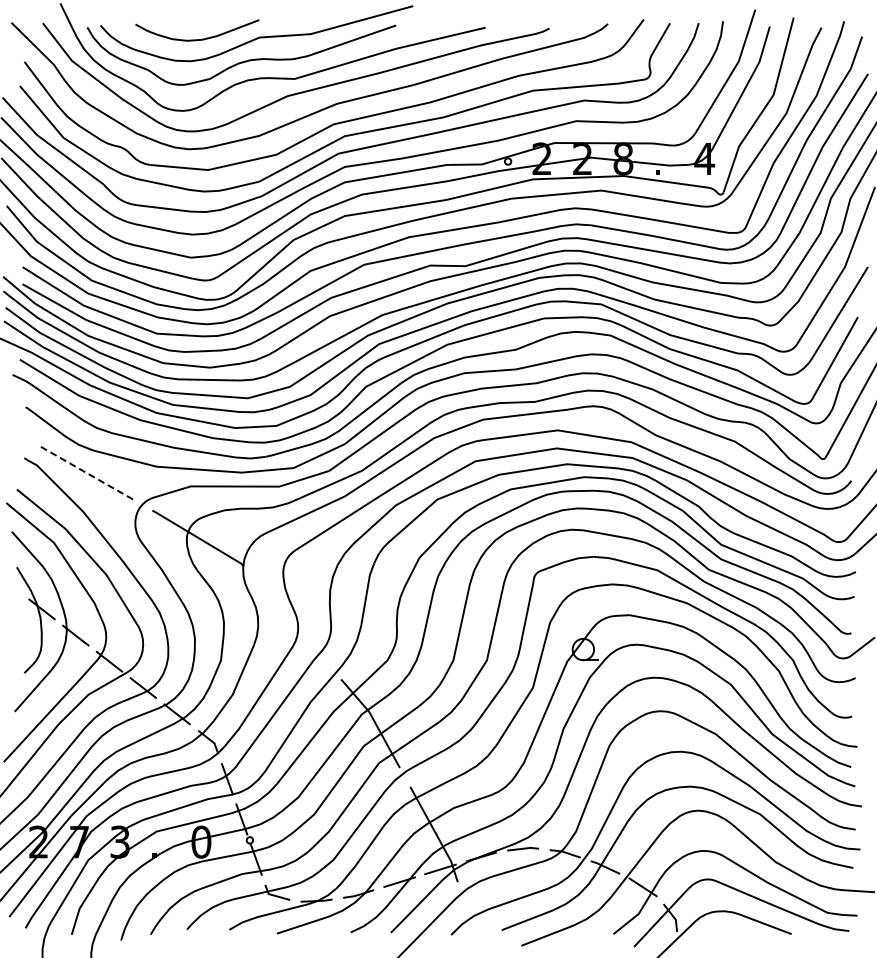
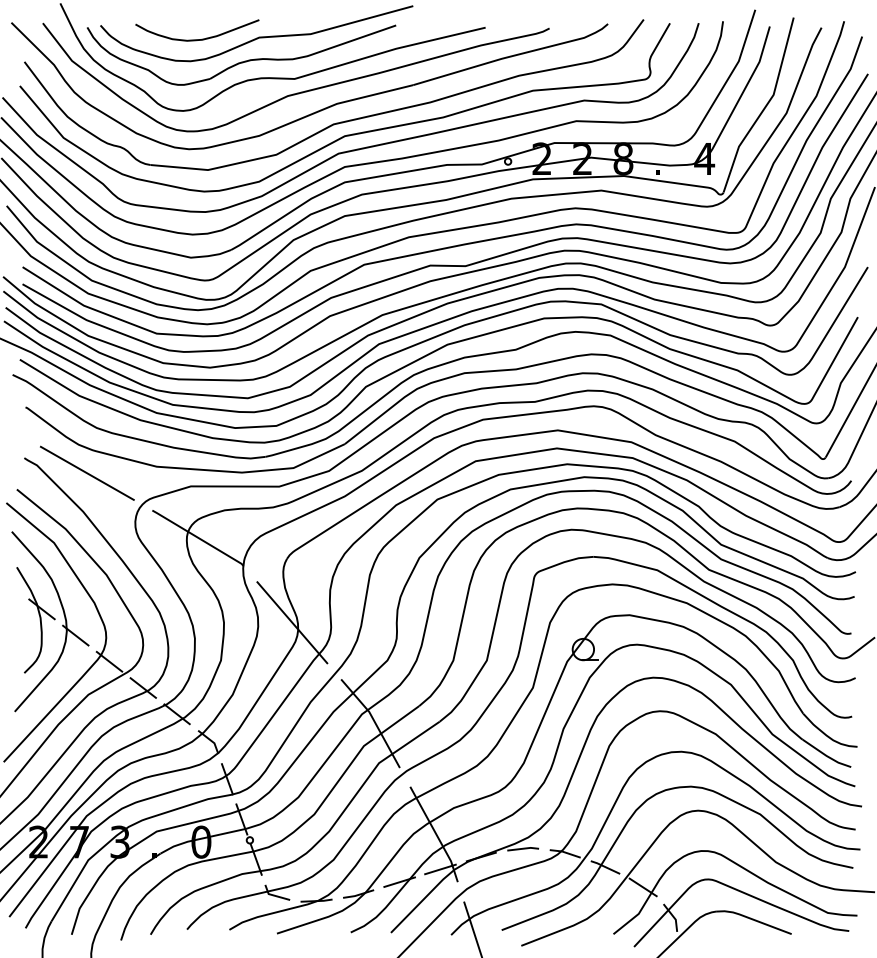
line: dashed -> solid (87, 473)
line: none -> present (292, 622)
line: none -> present (472, 928)
